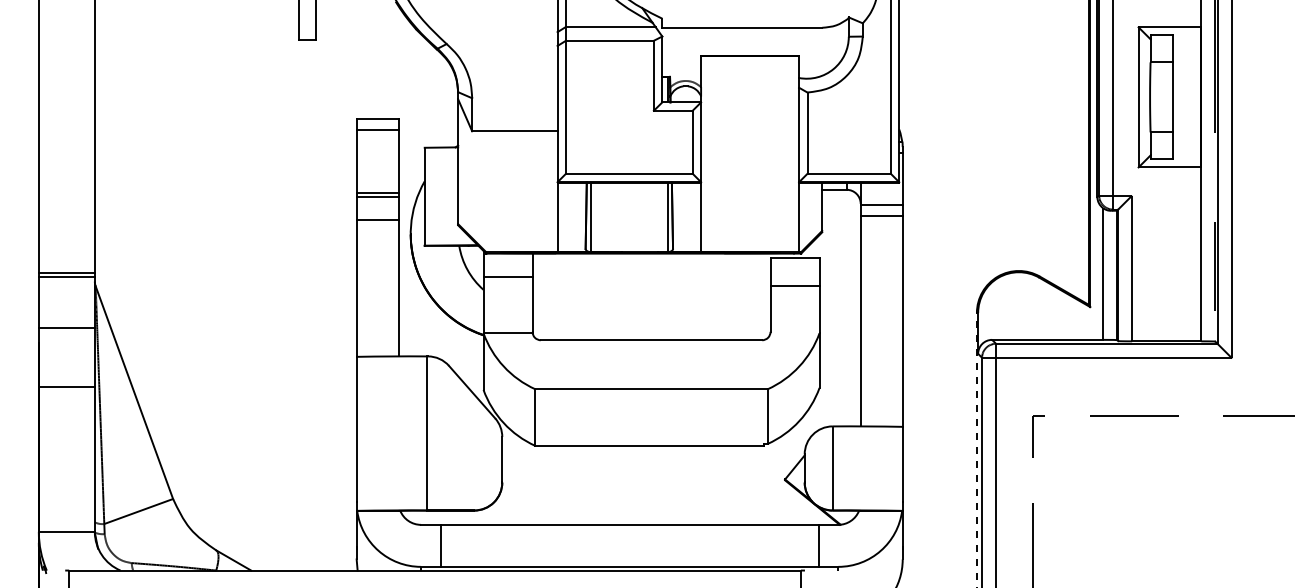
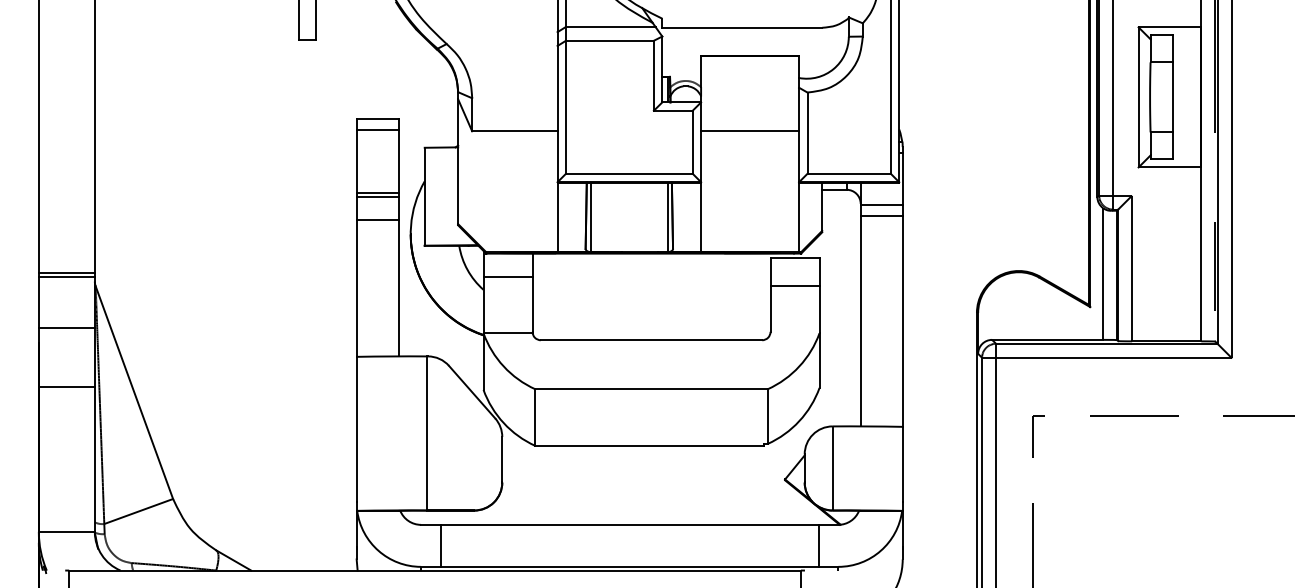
line: none -> present (750, 131)
line: dashed -> solid (976, 449)
